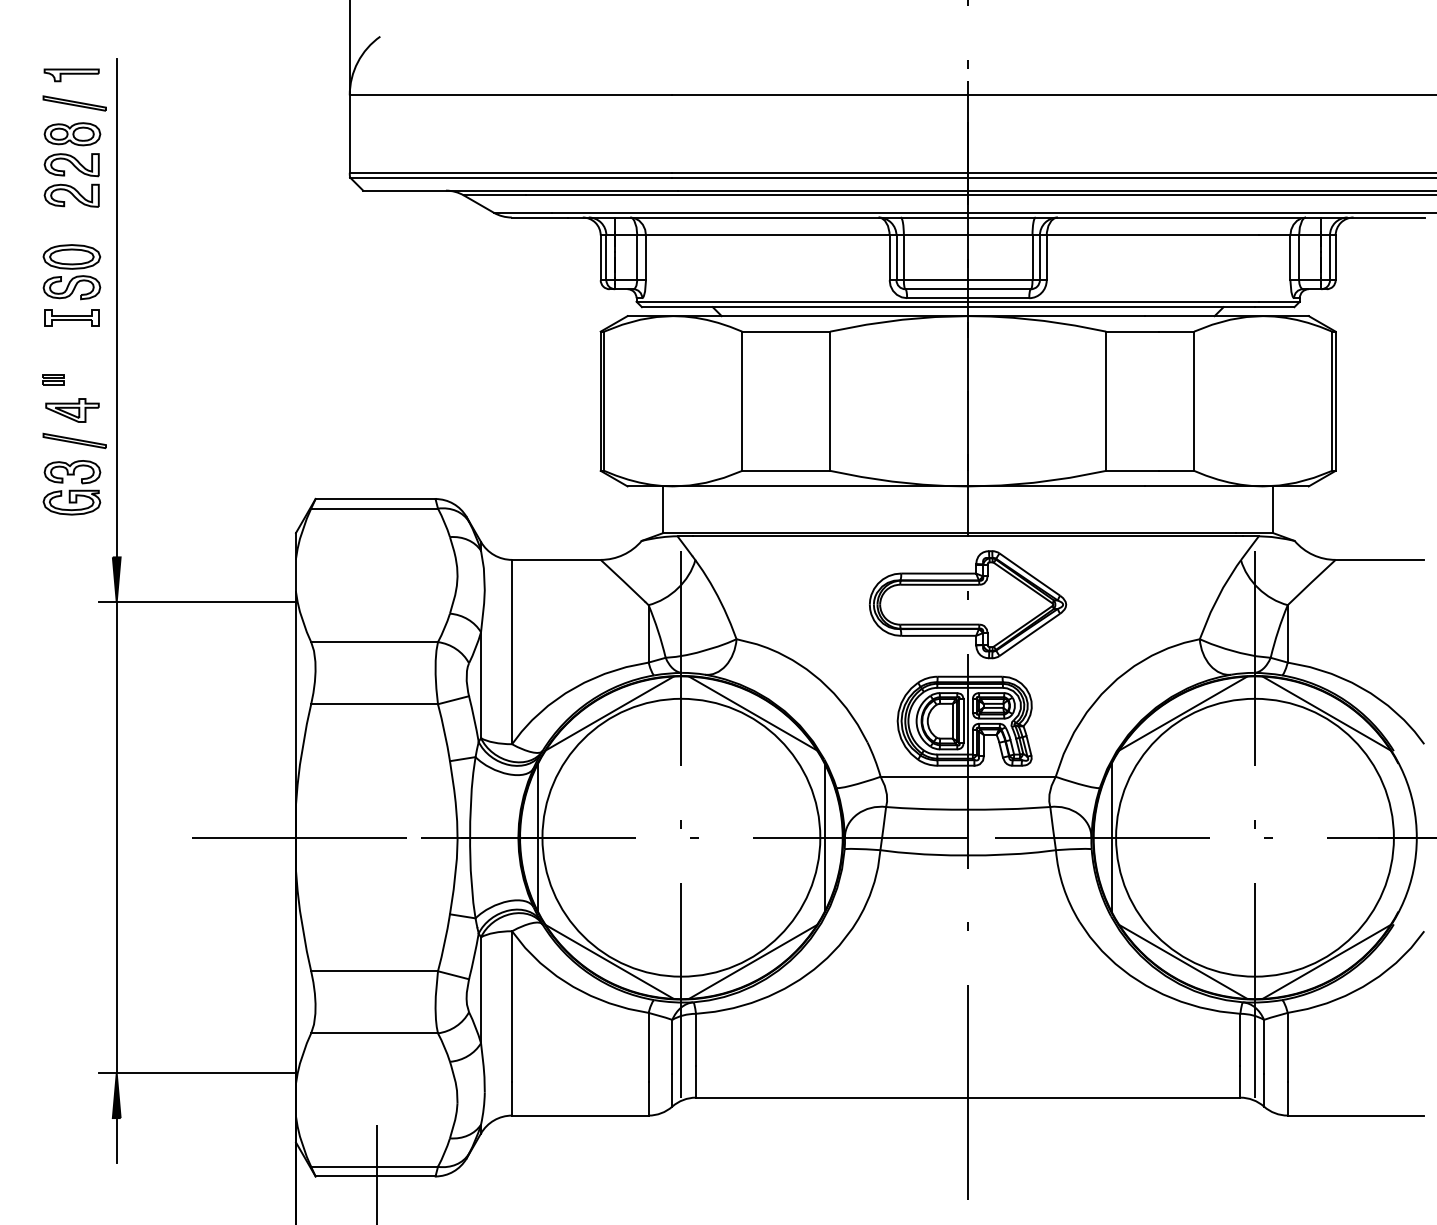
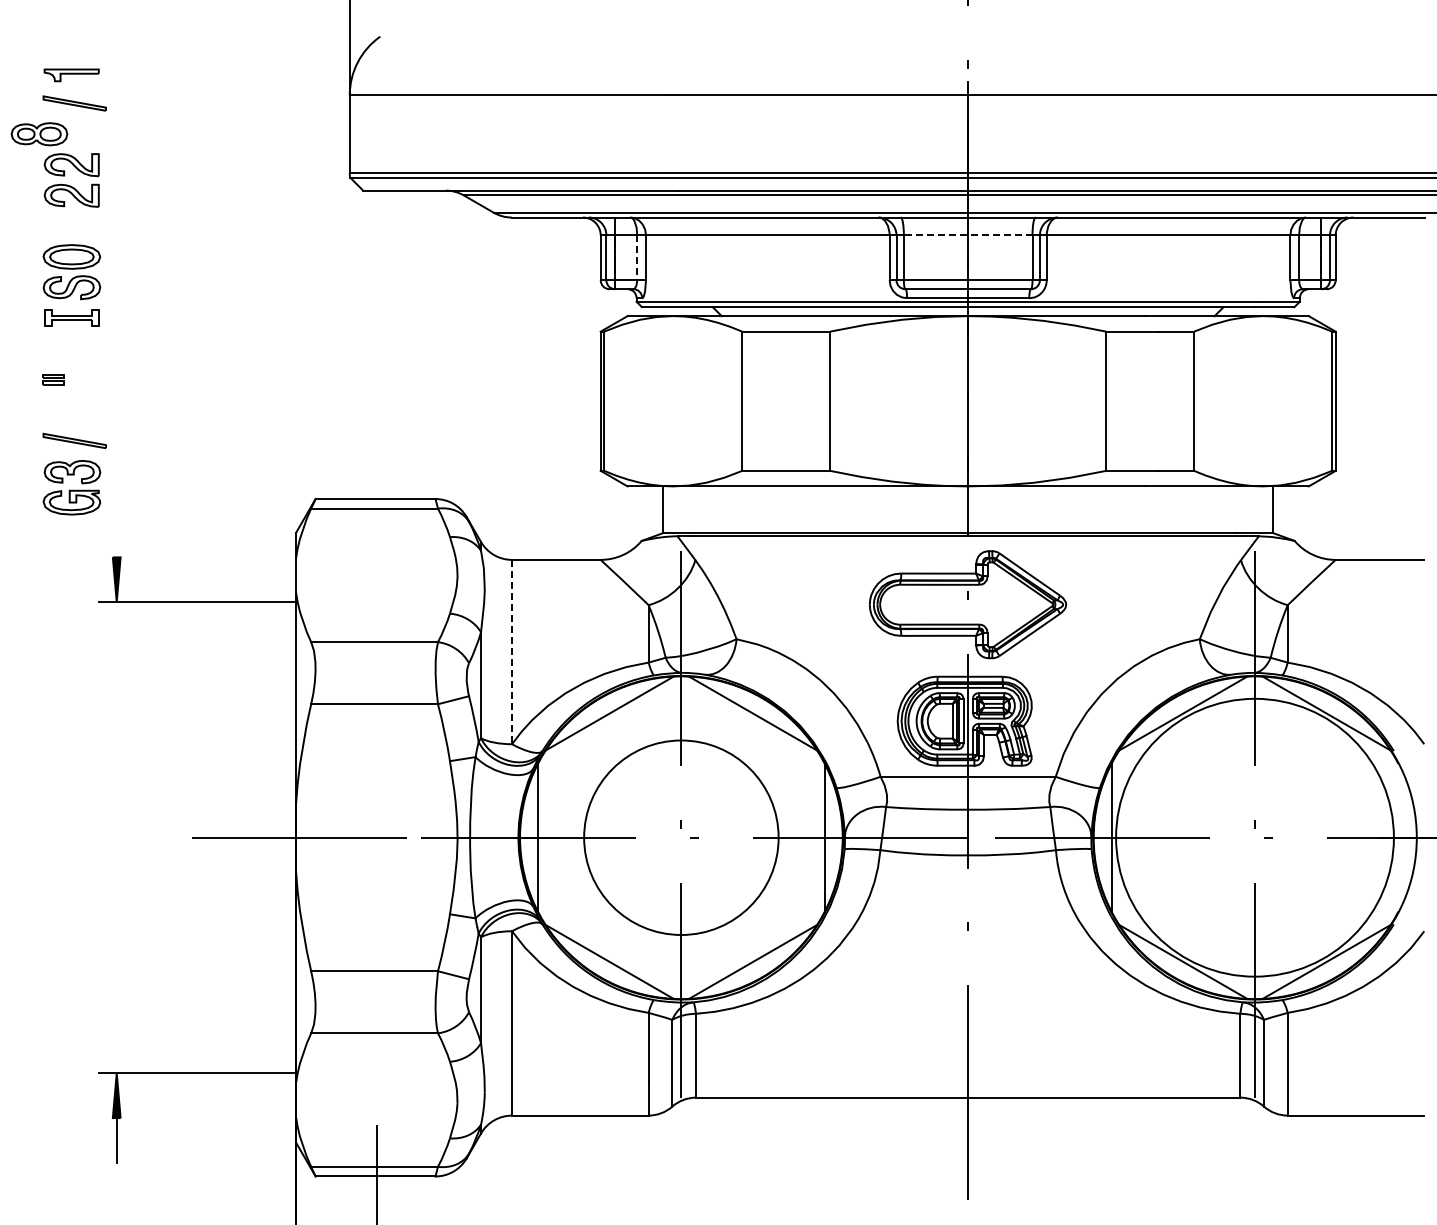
part position: (72, 134) -> (39, 134) (39, 134)
line: solid -> dashed (967, 235)
line: solid -> dashed (637, 258)
line: present -> none (116, 307)
part: present -> none (72, 410)
line: solid -> dashed (512, 652)
line: present -> none (116, 837)
circle diameter: 278 px -> 194 px (681, 837)
